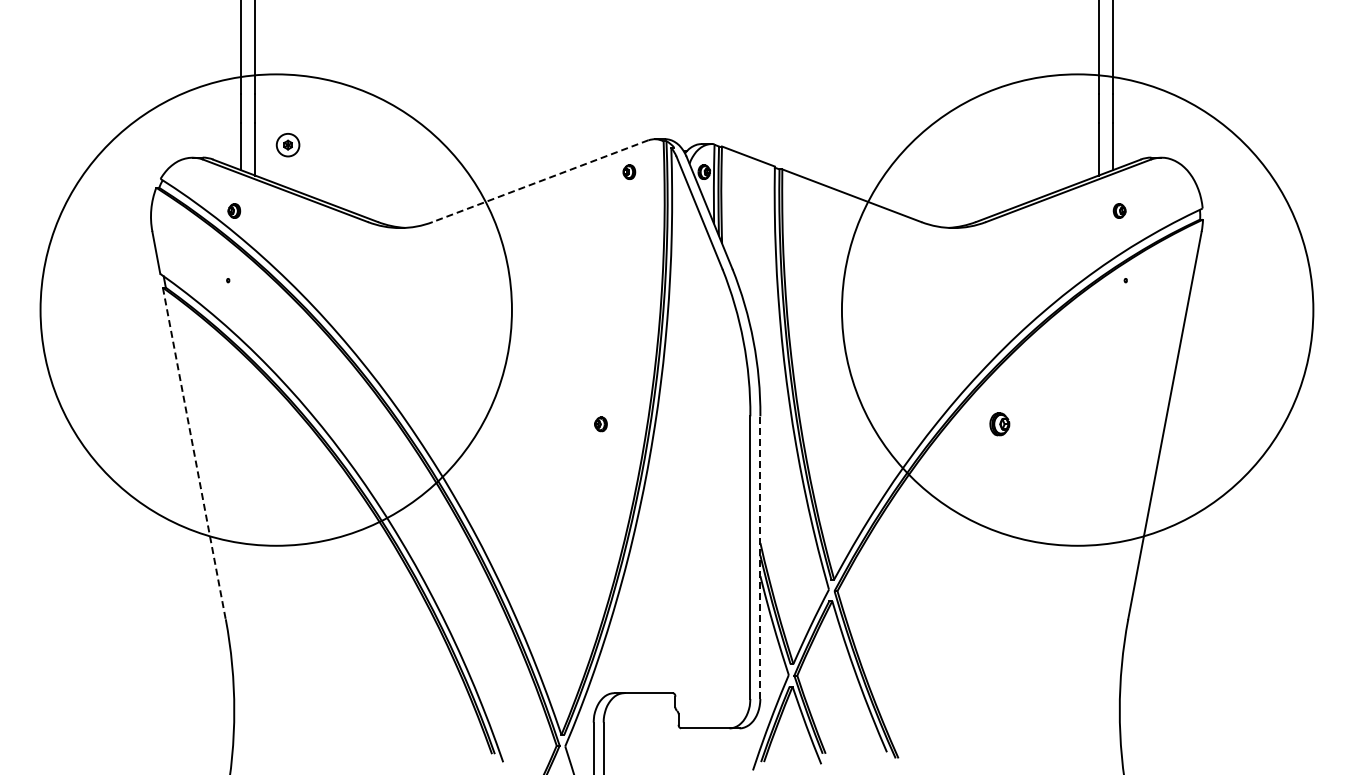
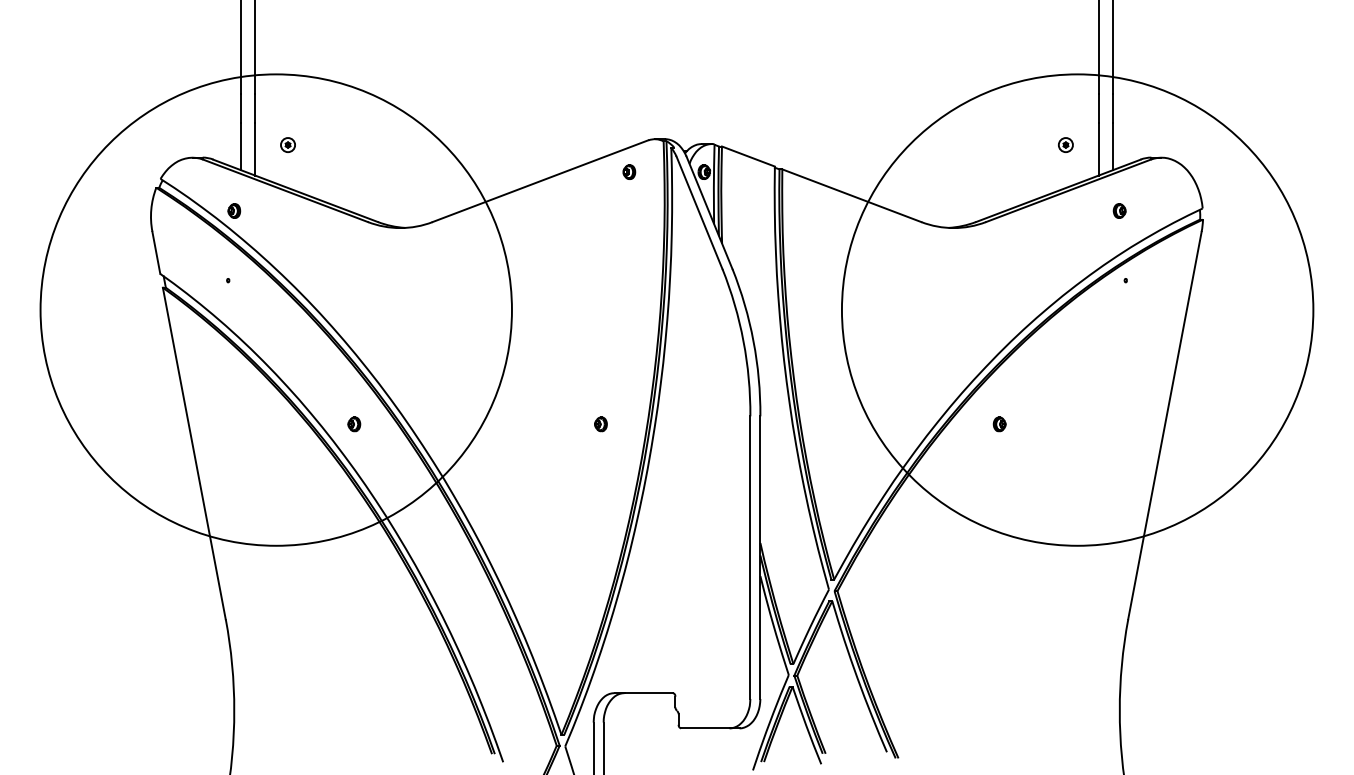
part: none -> present (1065, 144)
part size: 26x25 px -> 16x16 px (287, 144)
line: dashed -> solid (540, 181)
part: none -> present (354, 424)
part size: 22x25 px -> 15x17 px (999, 424)
line: dashed -> solid (194, 453)
line: dashed -> solid (760, 557)
